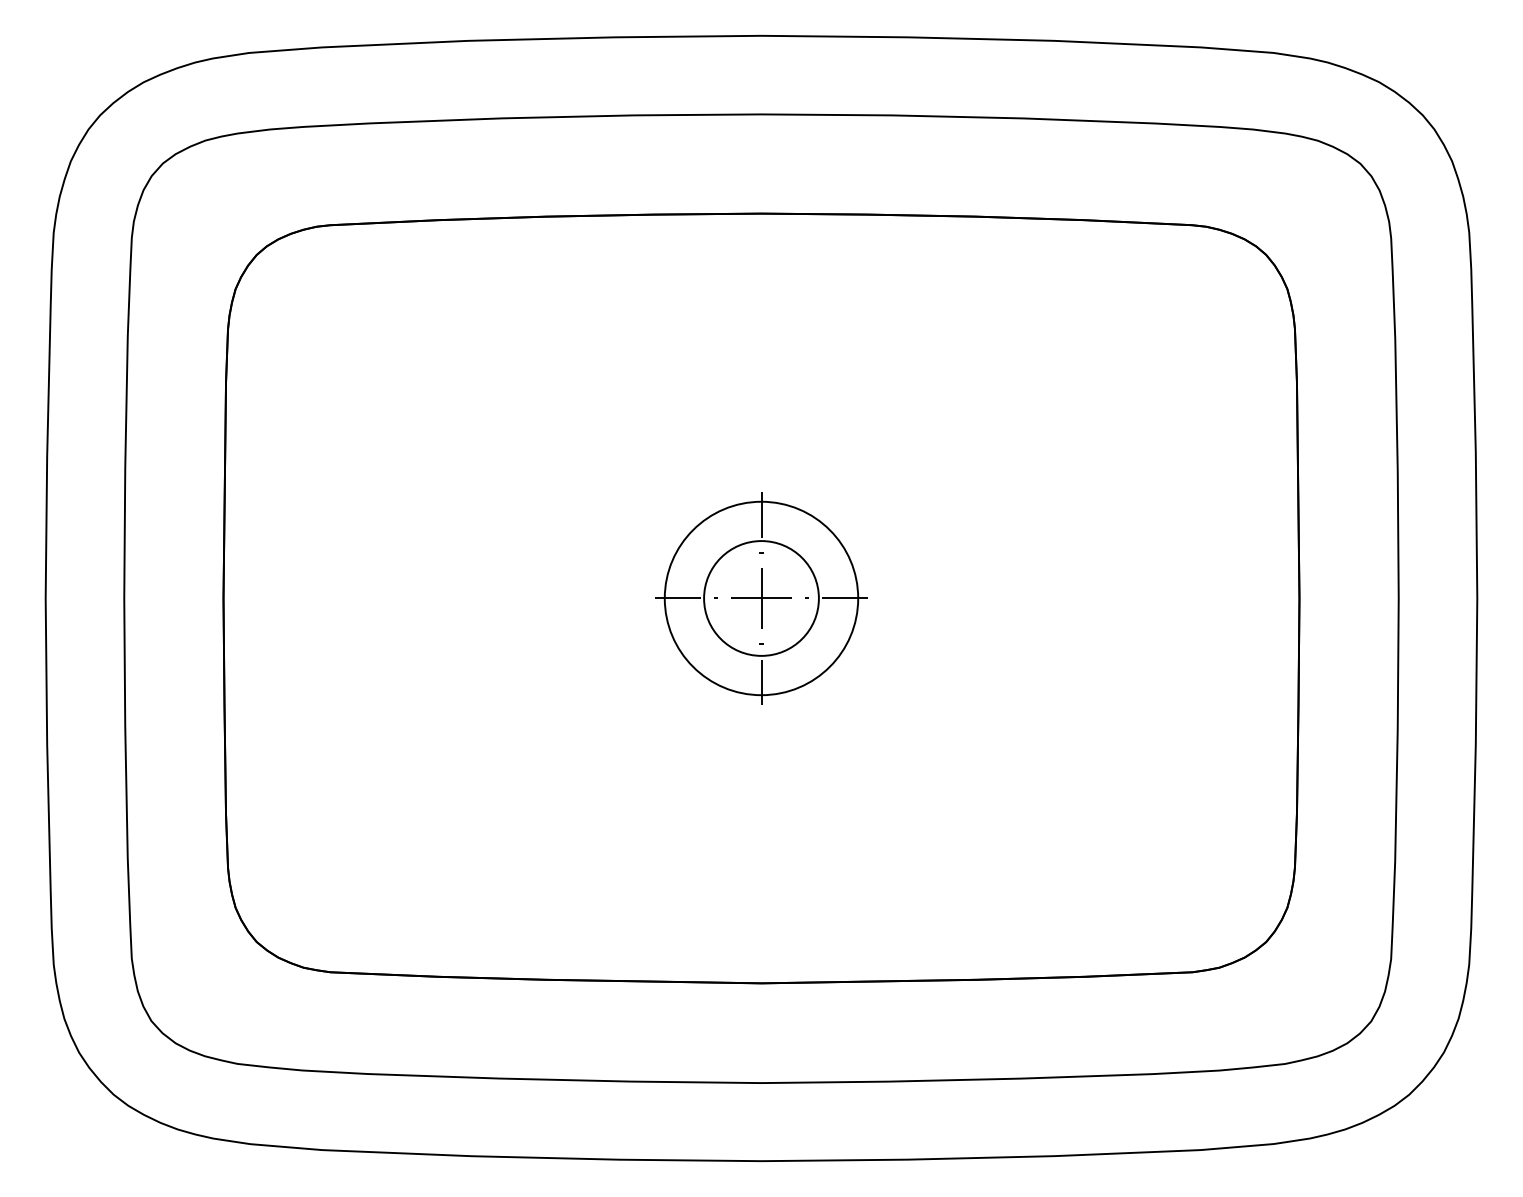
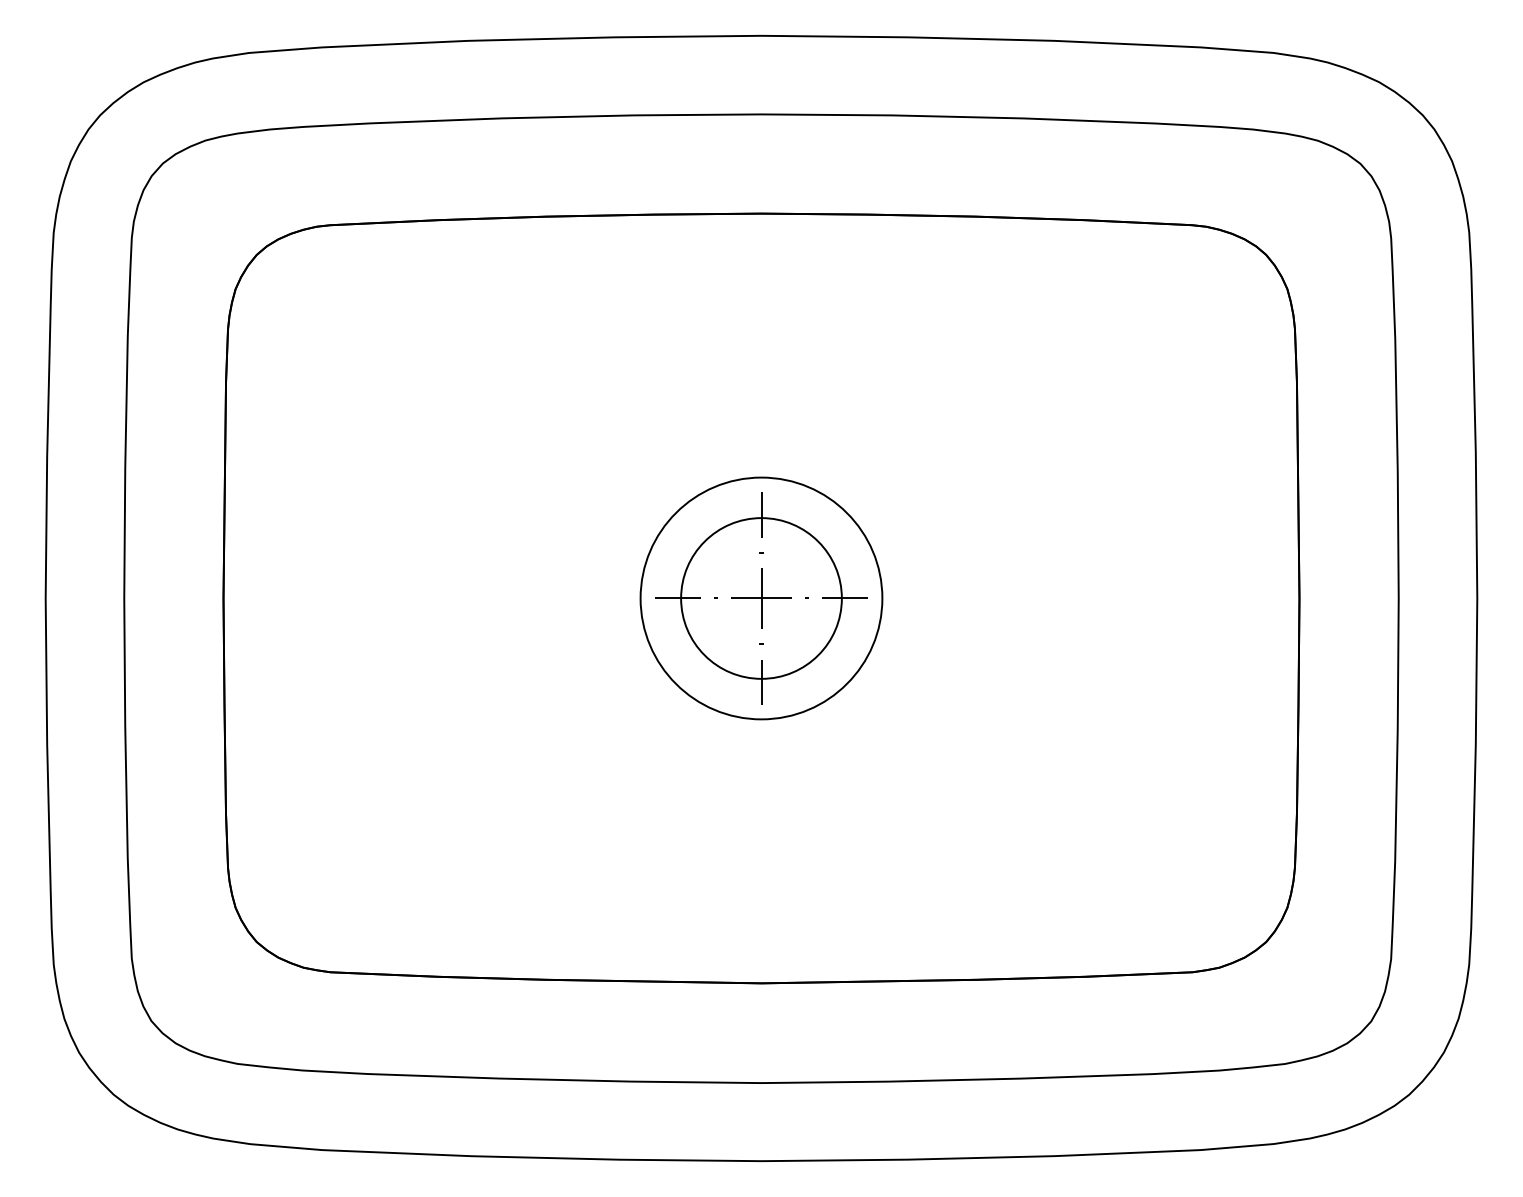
circle diameter: 115 px -> 161 px (761, 598)
circle diameter: 193 px -> 242 px (761, 598)
